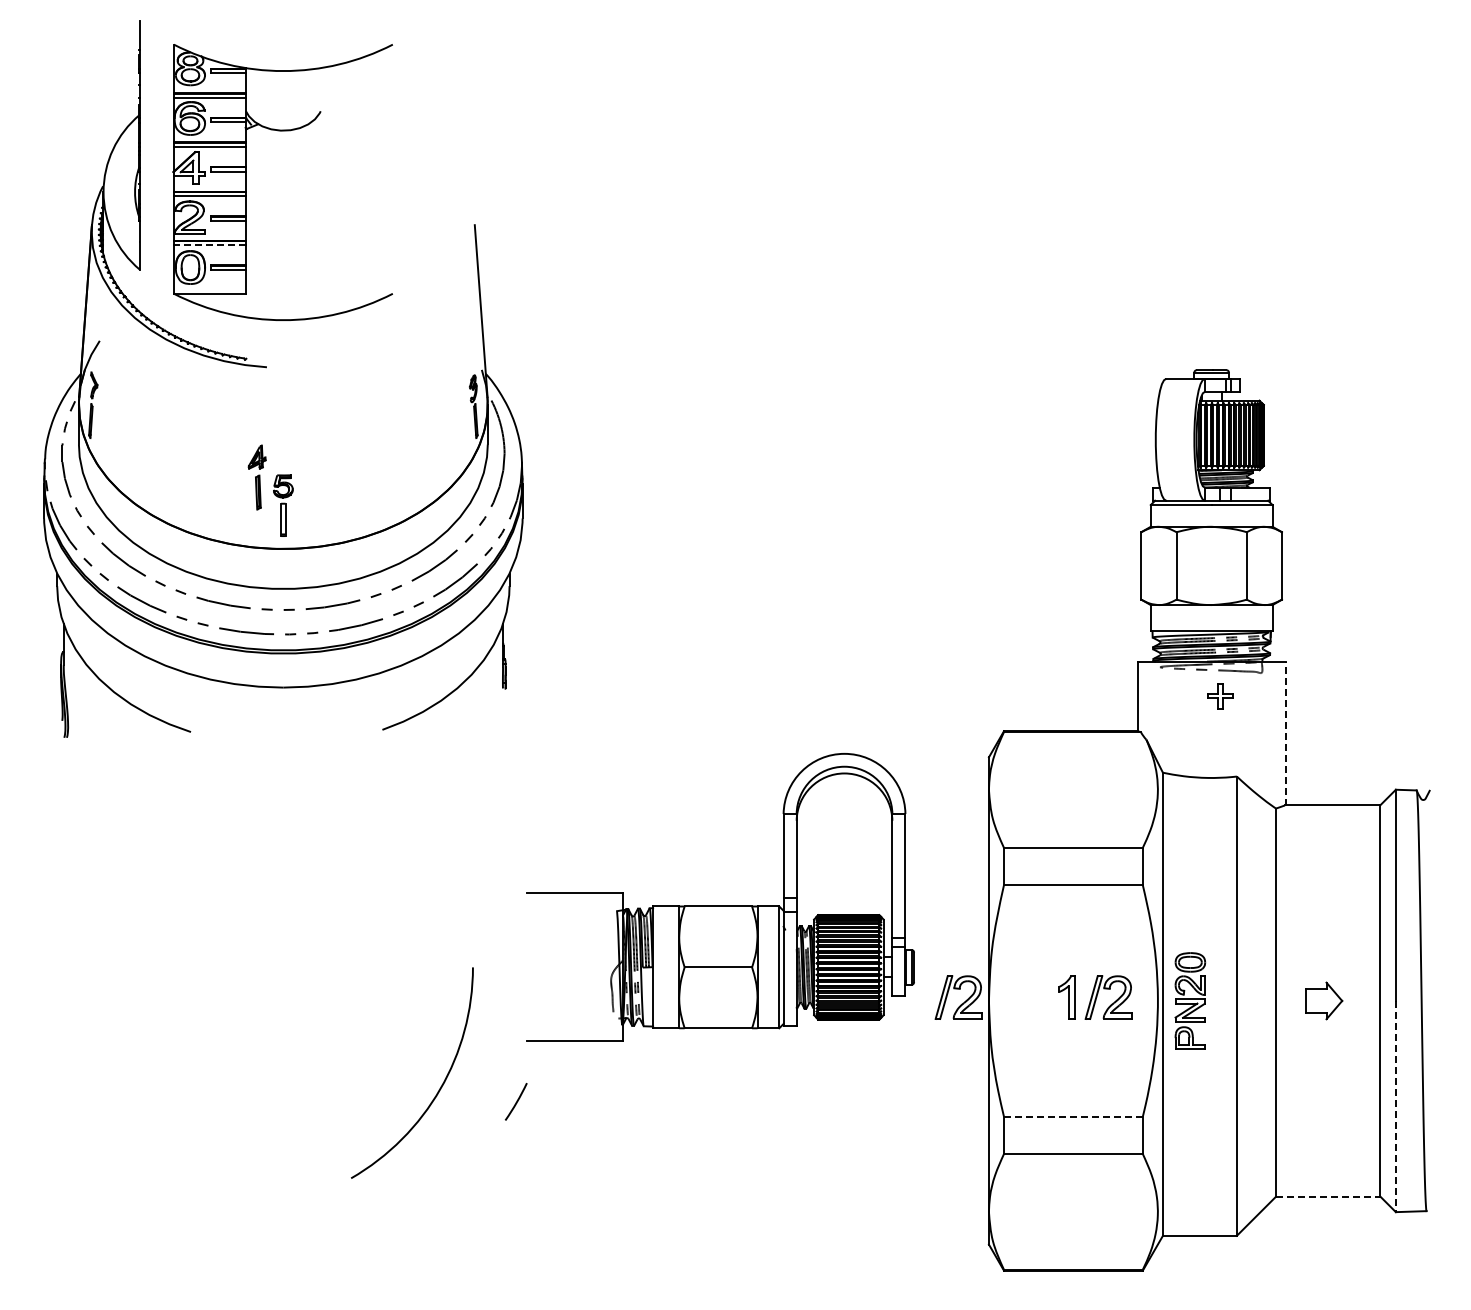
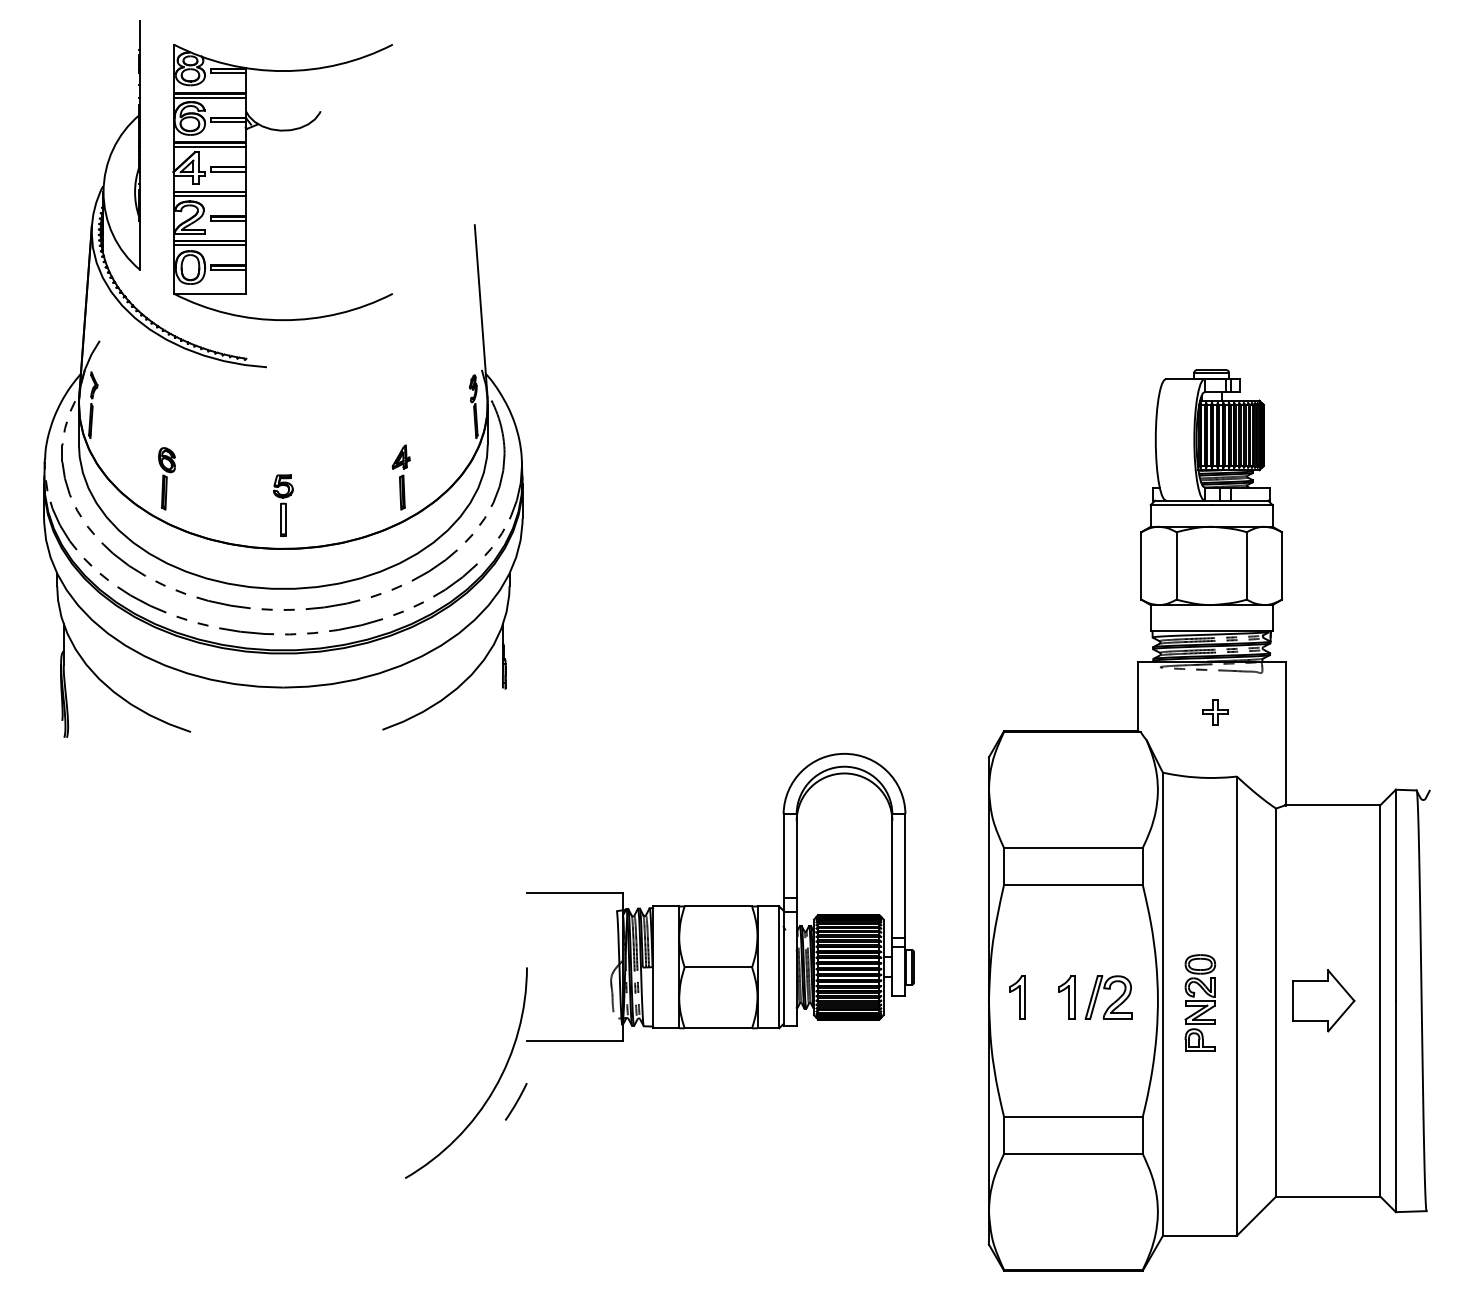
line: dashed -> solid (209, 245)
part position: (256, 477) -> (400, 477) (400, 477)
part: none -> present (166, 478)
part position: (1220, 696) -> (1215, 712) (1215, 712)
line: dashed -> solid (1285, 733)
part: none -> present (1017, 997)
part position: (1190, 1000) -> (1200, 1002) (1200, 1002)
part size: 39x40 px -> 64x64 px (1323, 1000)
part: present -> none (961, 1003)
arc position: (440, 1086) -> (494, 1086) (494, 1086)
line: dashed -> solid (1395, 1106)
line: dashed -> solid (1073, 1116)
line: dashed -> solid (1328, 1196)
